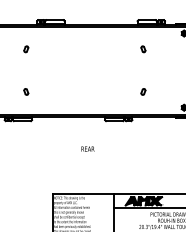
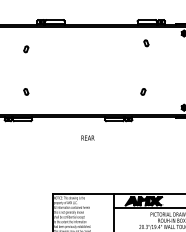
part position: (143, 49) -> (146, 43) (146, 43)
text position: (87, 148) -> (87, 137) (87, 137)
